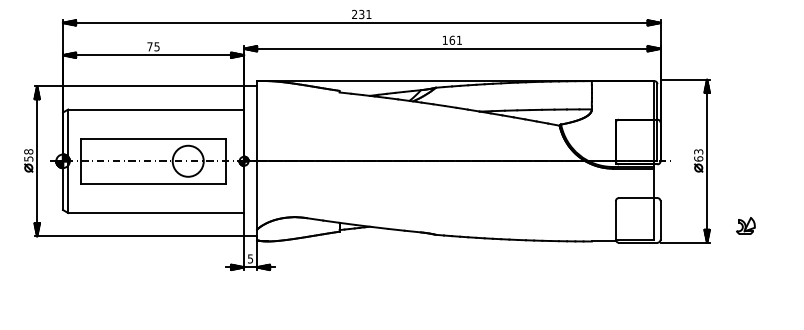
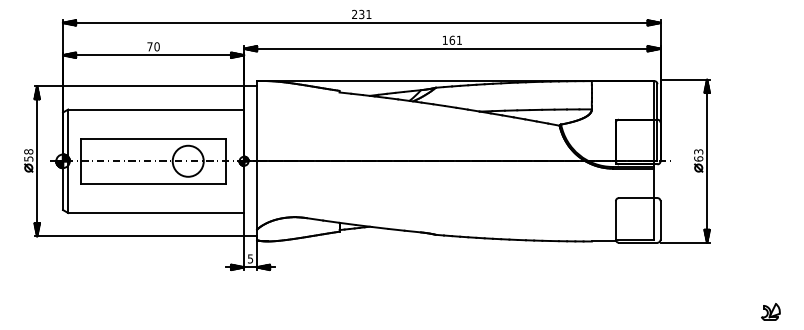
text: 75 -> 70 (156, 46)
part position: (745, 225) -> (770, 311) (770, 311)
